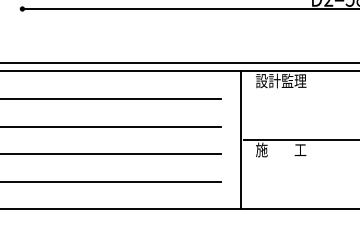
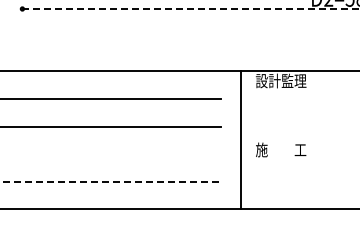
line: solid -> dashed (191, 9)
line: present -> none (179, 63)
line: present -> none (299, 140)
line: present -> none (111, 154)
line: solid -> dashed (111, 181)
